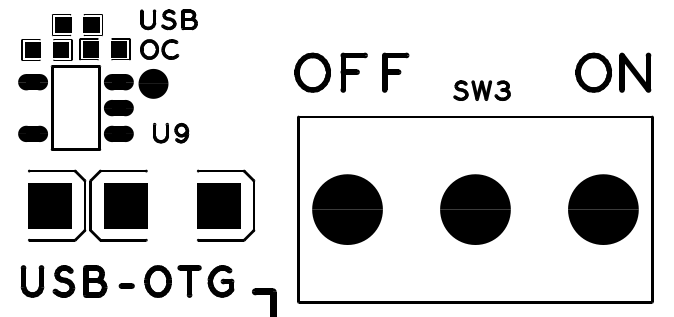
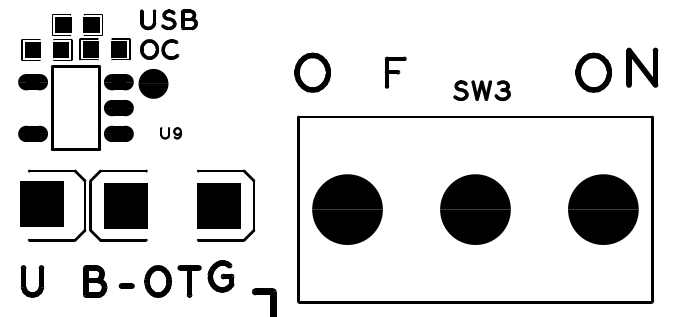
part: present -> none (353, 72)
part size: 28x41 px -> 23x33 px (395, 72)
part position: (635, 72) -> (642, 67) (642, 67)
part size: 37x21 px -> 22x13 px (170, 133)
part position: (49, 205) -> (41, 203) (41, 203)
part: present -> none (63, 281)
part position: (220, 281) -> (220, 276) (220, 276)
